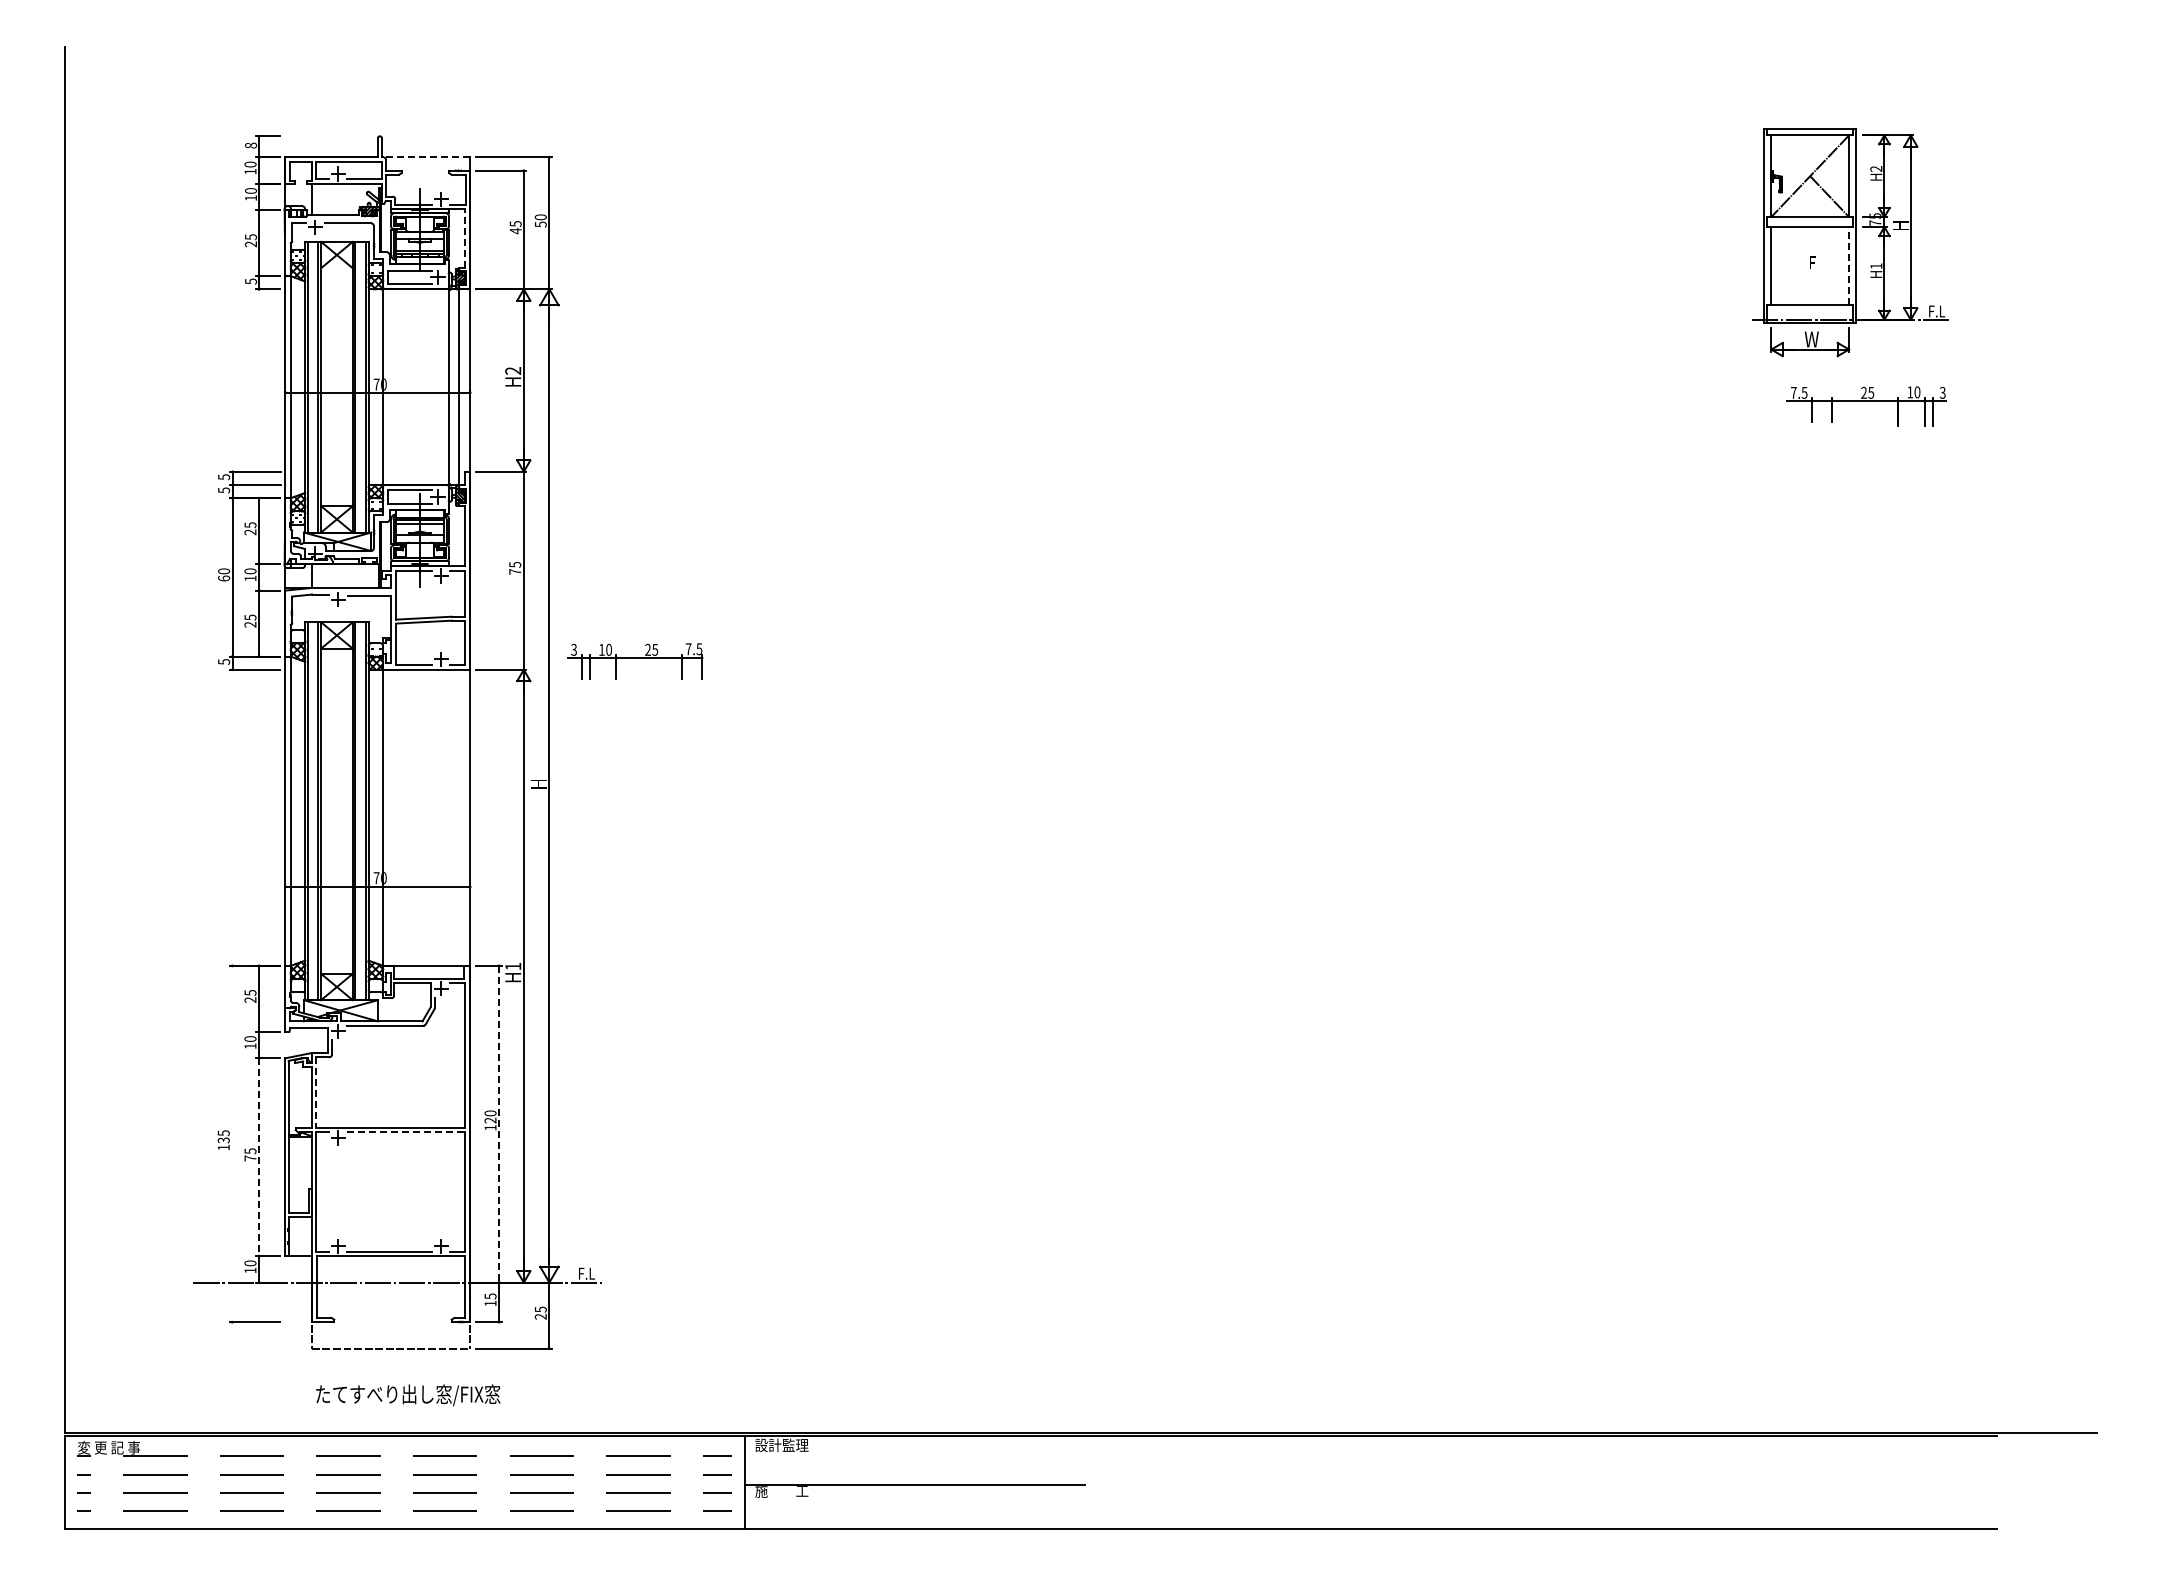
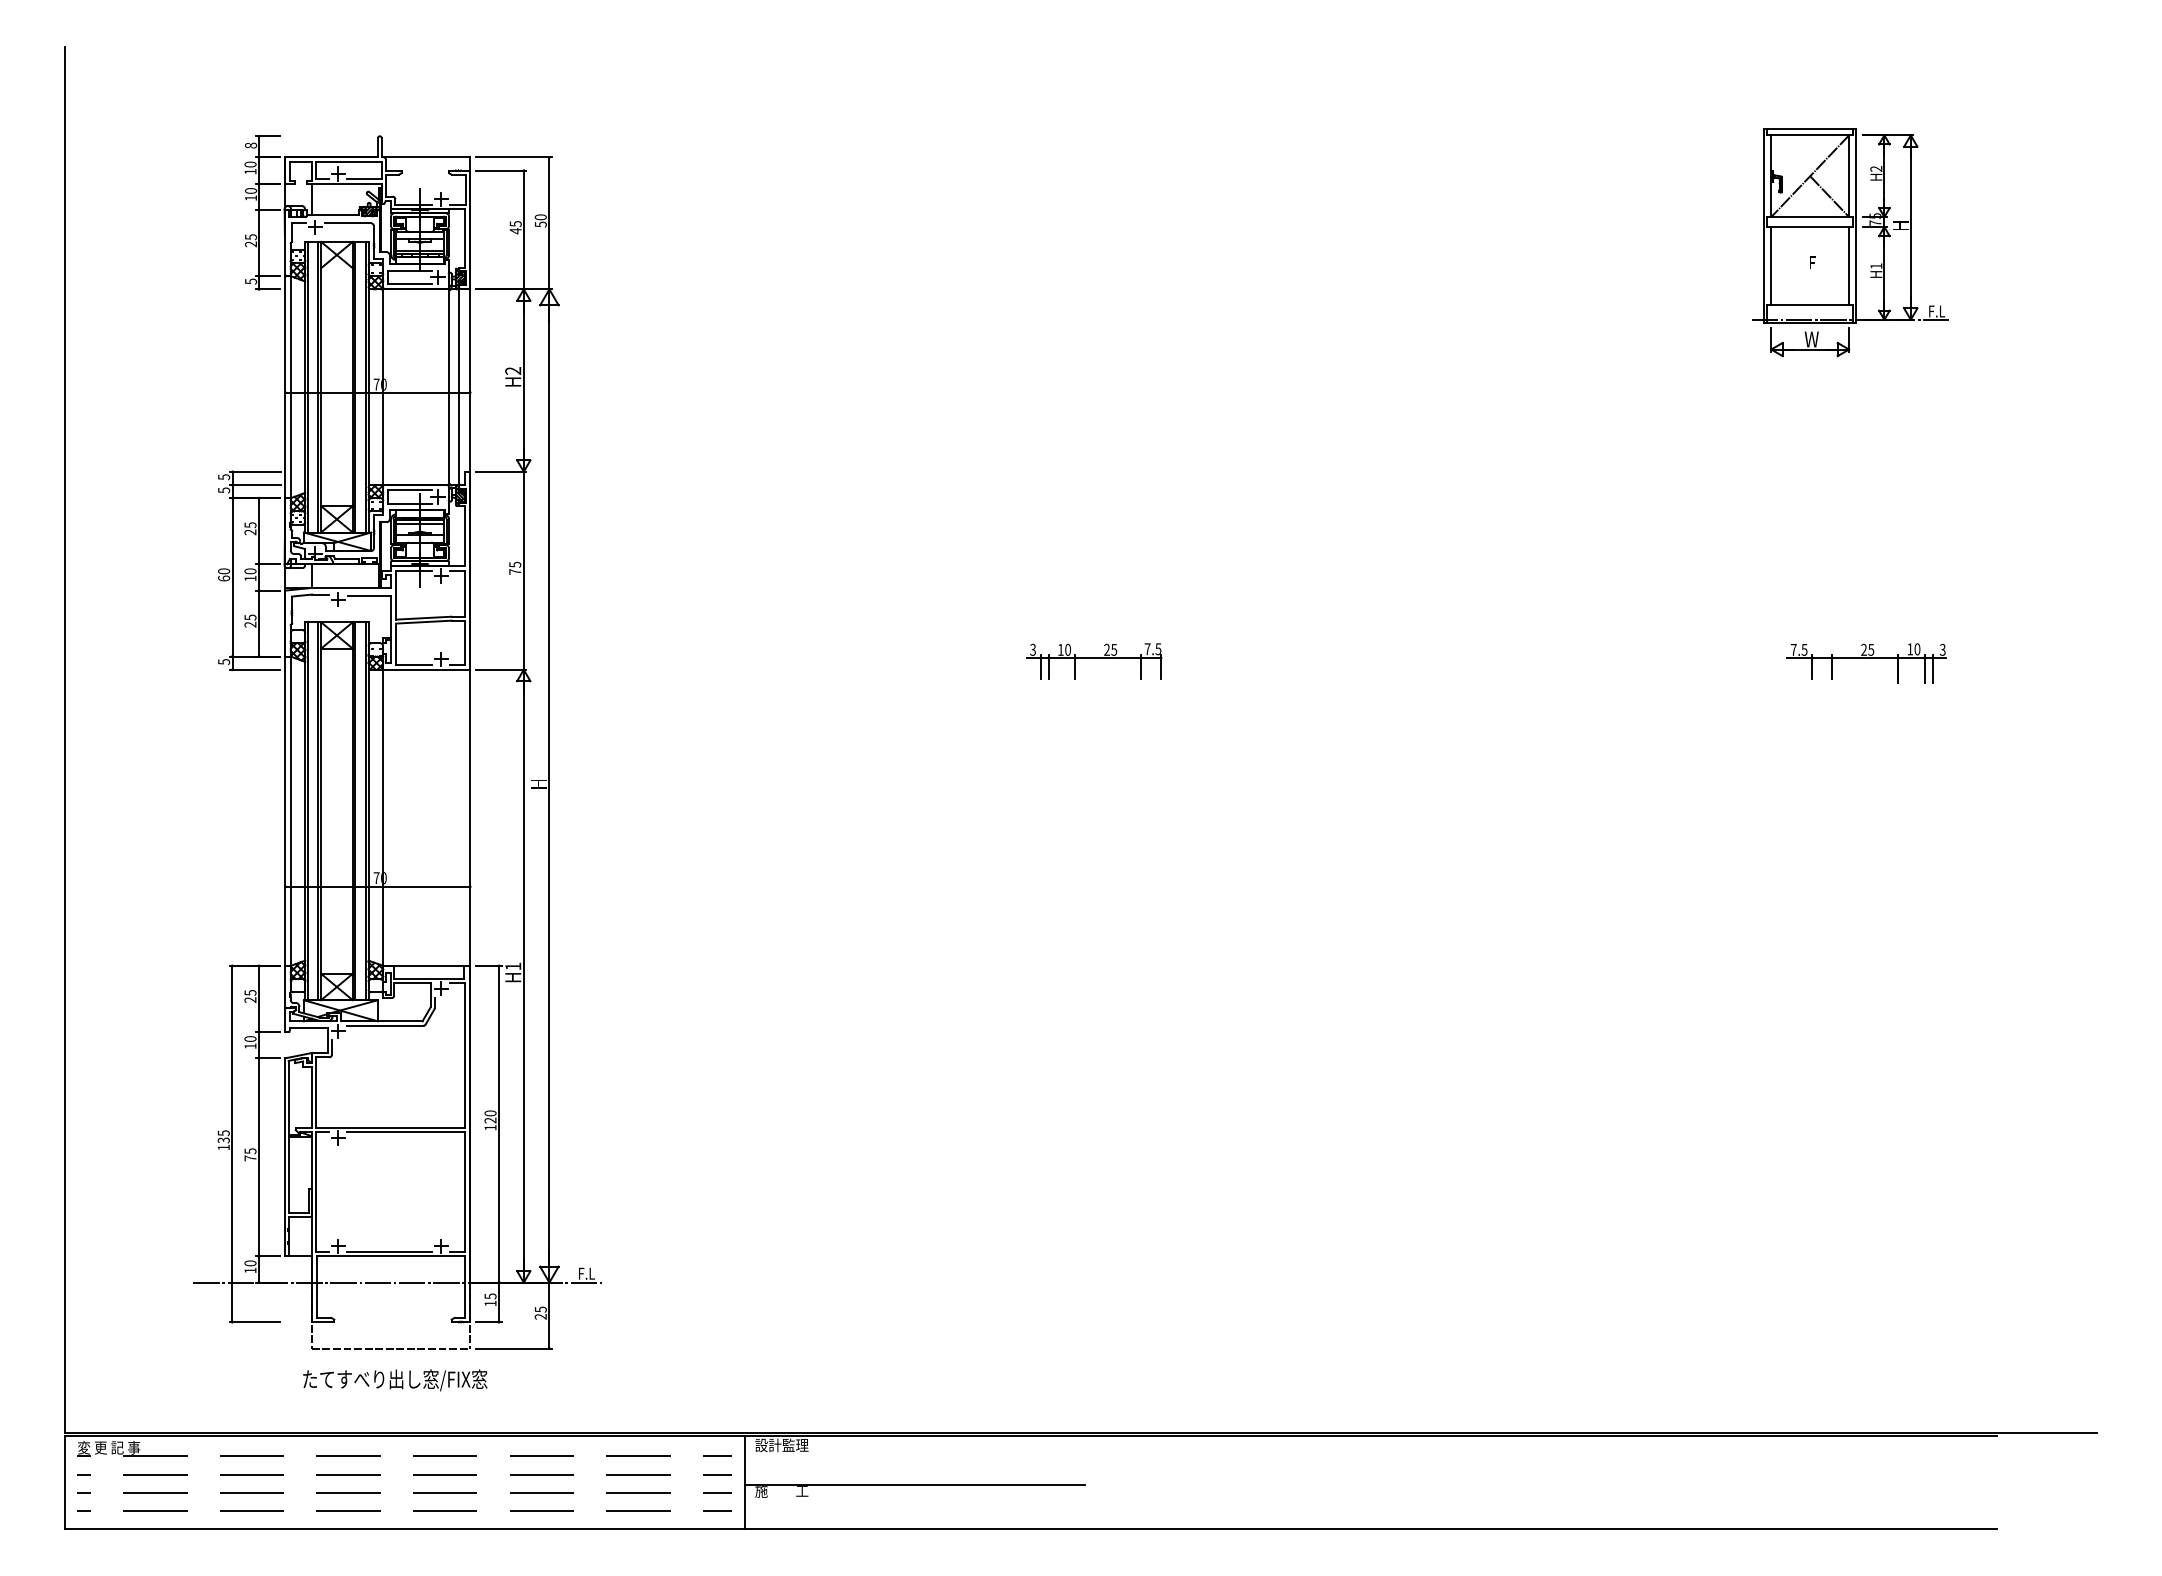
line: dashed -> solid (426, 157)
line: dashed -> solid (464, 238)
line: dashed -> solid (1849, 265)
part position: (1866, 406) -> (1866, 663) (1866, 663)
part position: (635, 661) -> (1094, 661) (1094, 661)
line: dashed -> solid (316, 1092)
line: dashed -> solid (499, 1124)
line: dashed -> solid (406, 1132)
line: none -> present (232, 1143)
line: dashed -> solid (259, 1157)
text position: (408, 1395) -> (395, 1380) (395, 1380)
